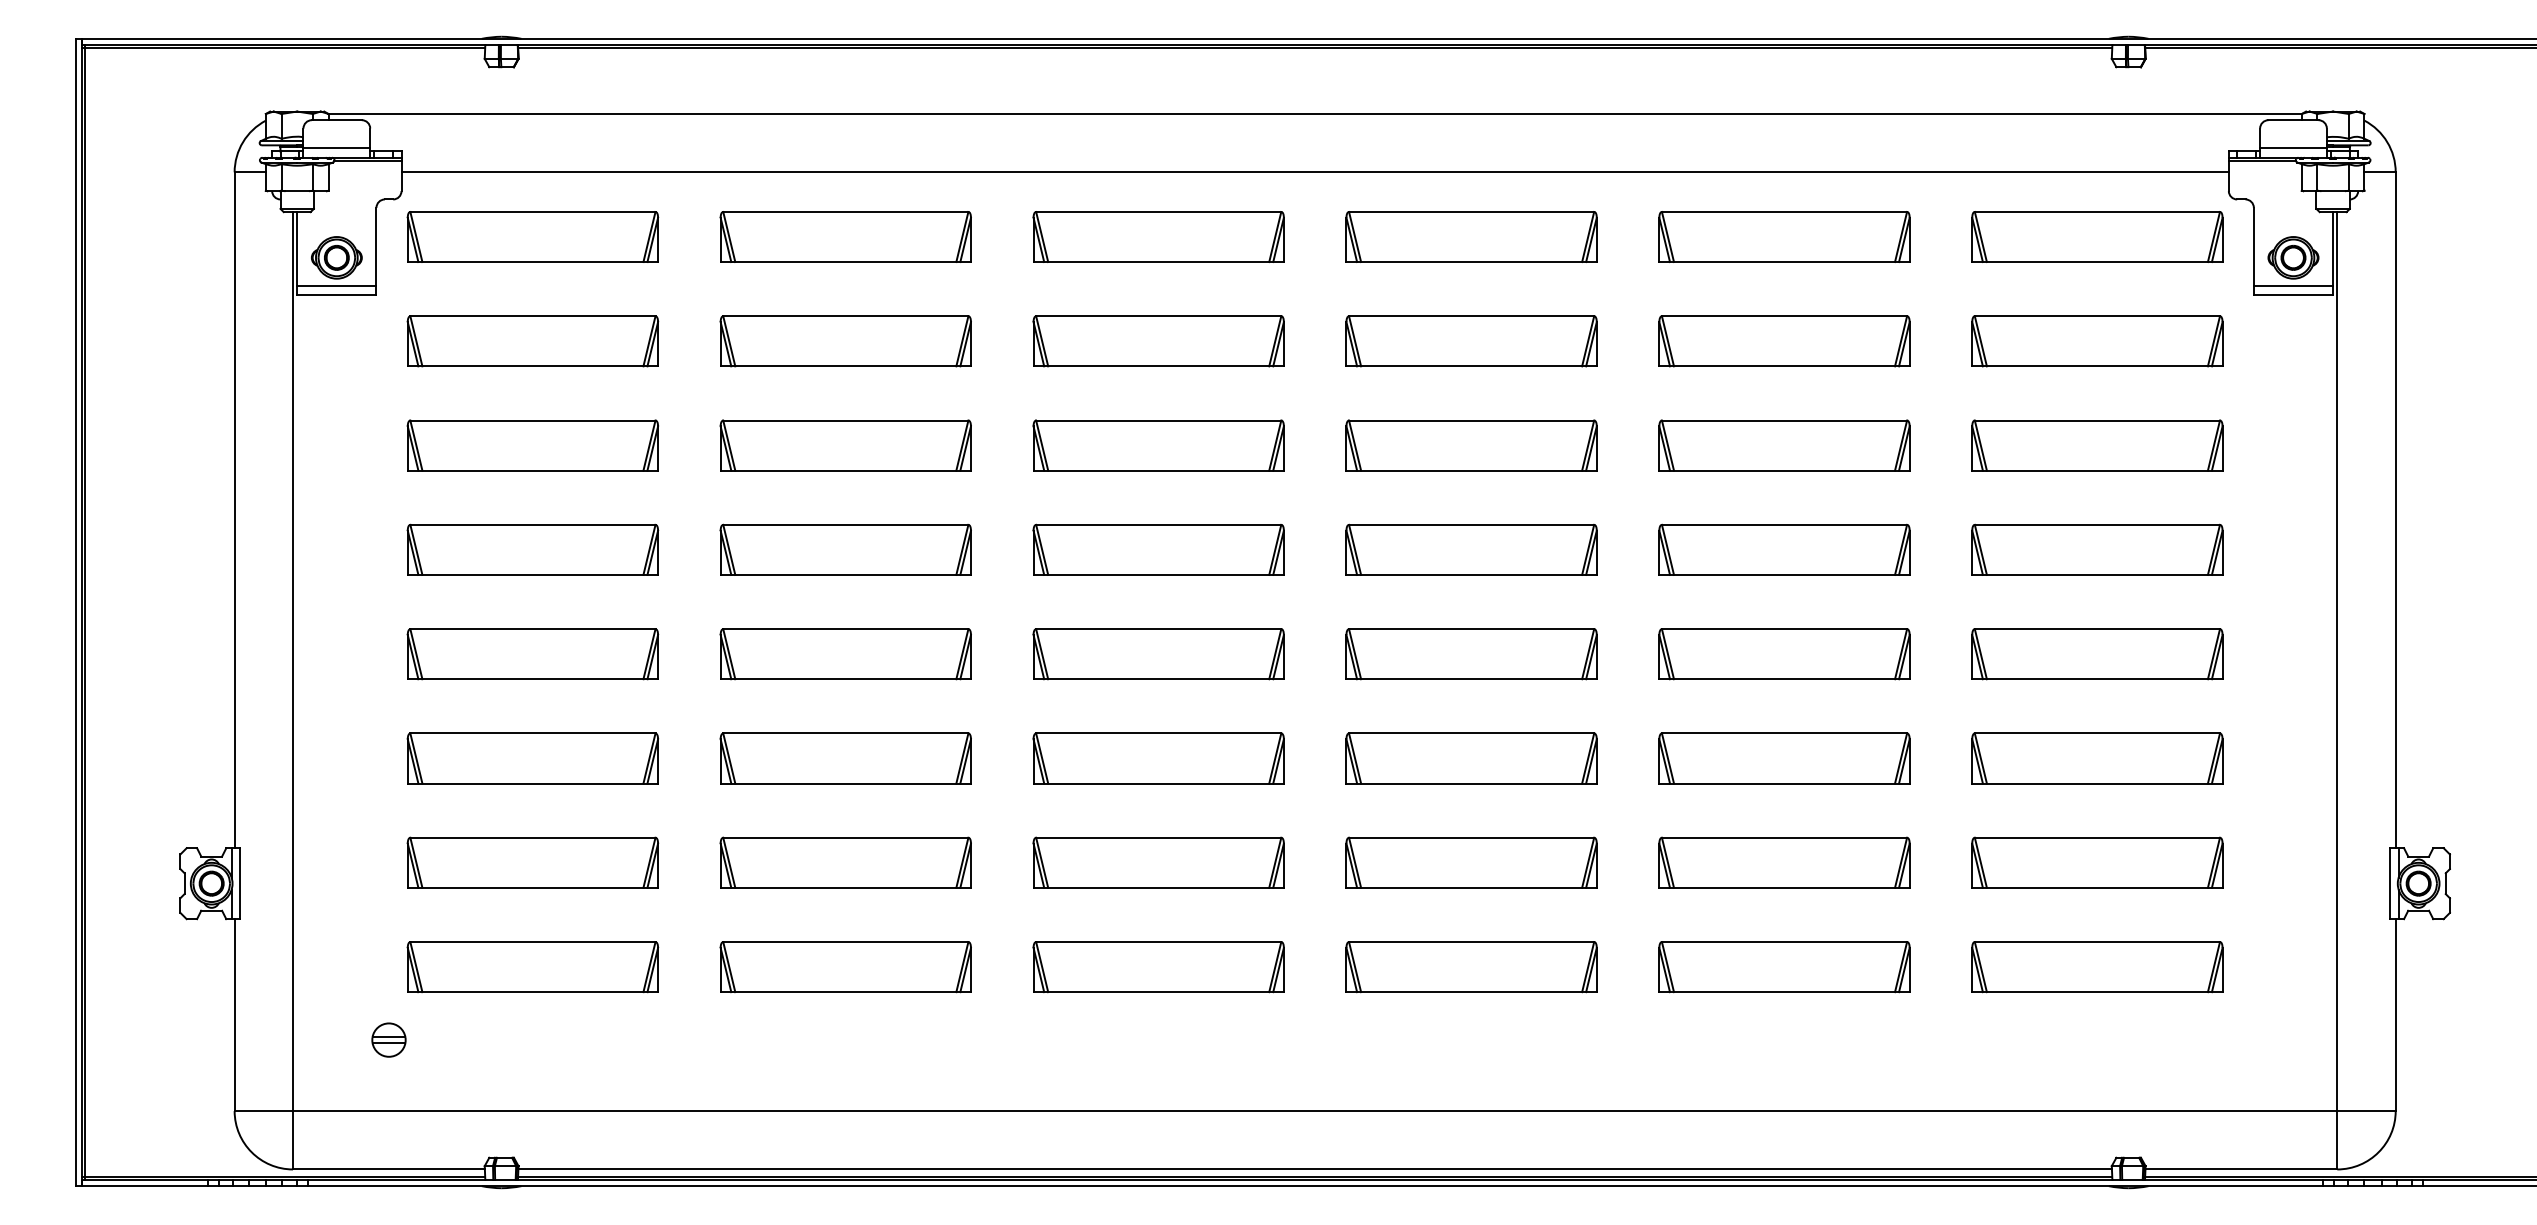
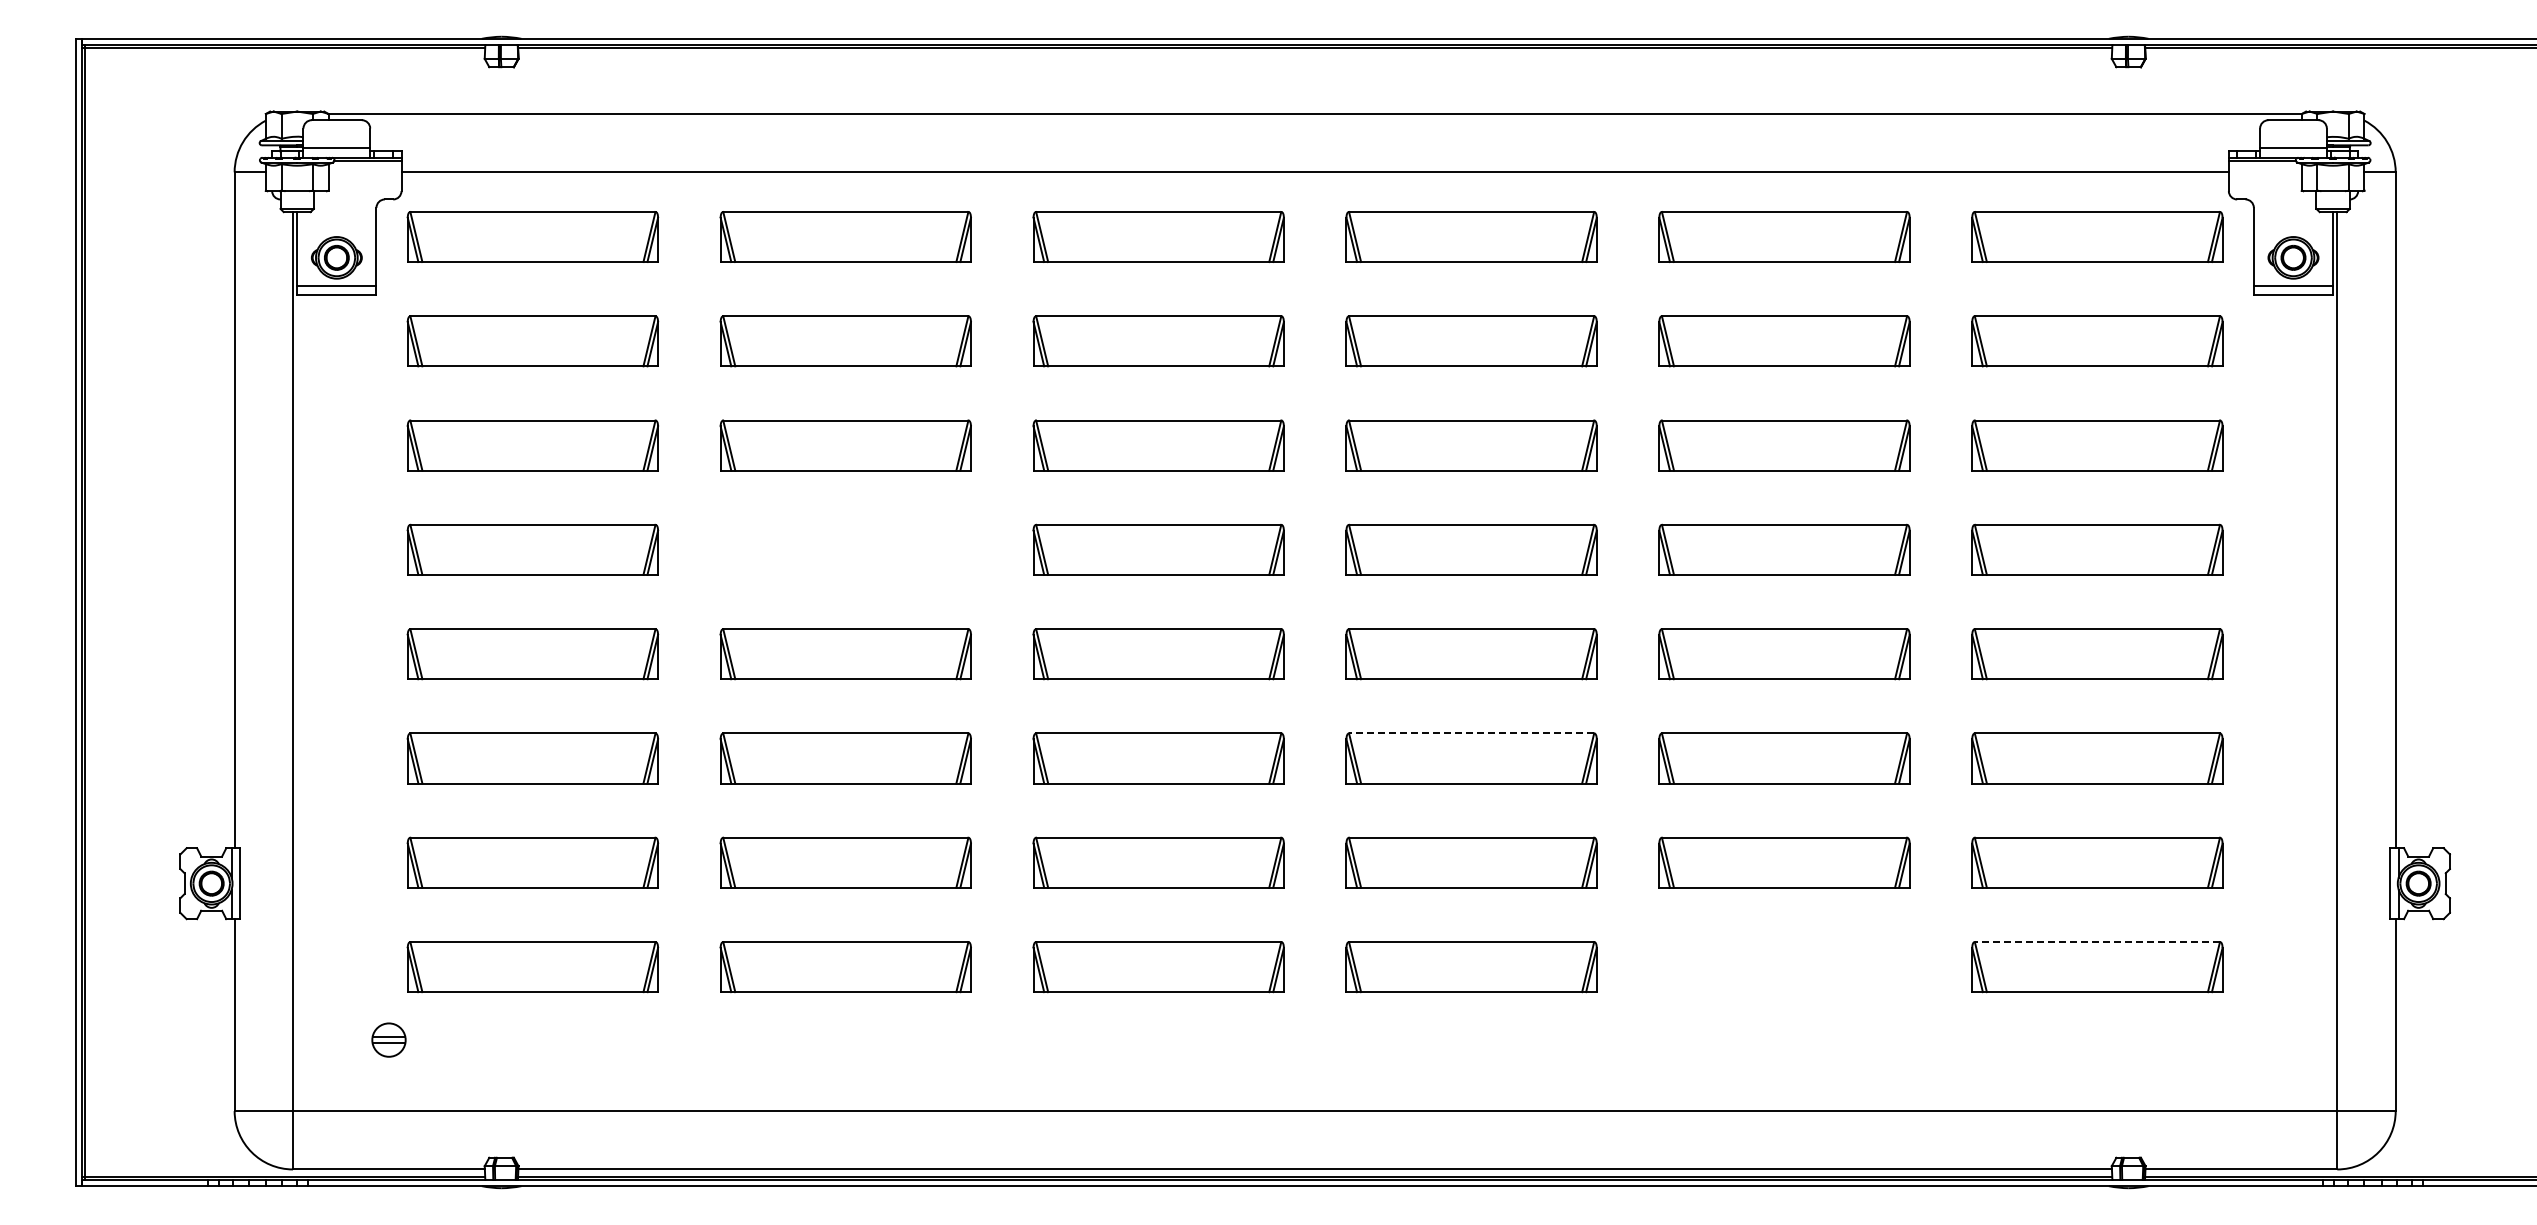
part: present -> none (845, 549)
line: solid -> dashed (1471, 733)
line: solid -> dashed (2097, 942)
part: present -> none (1784, 967)
